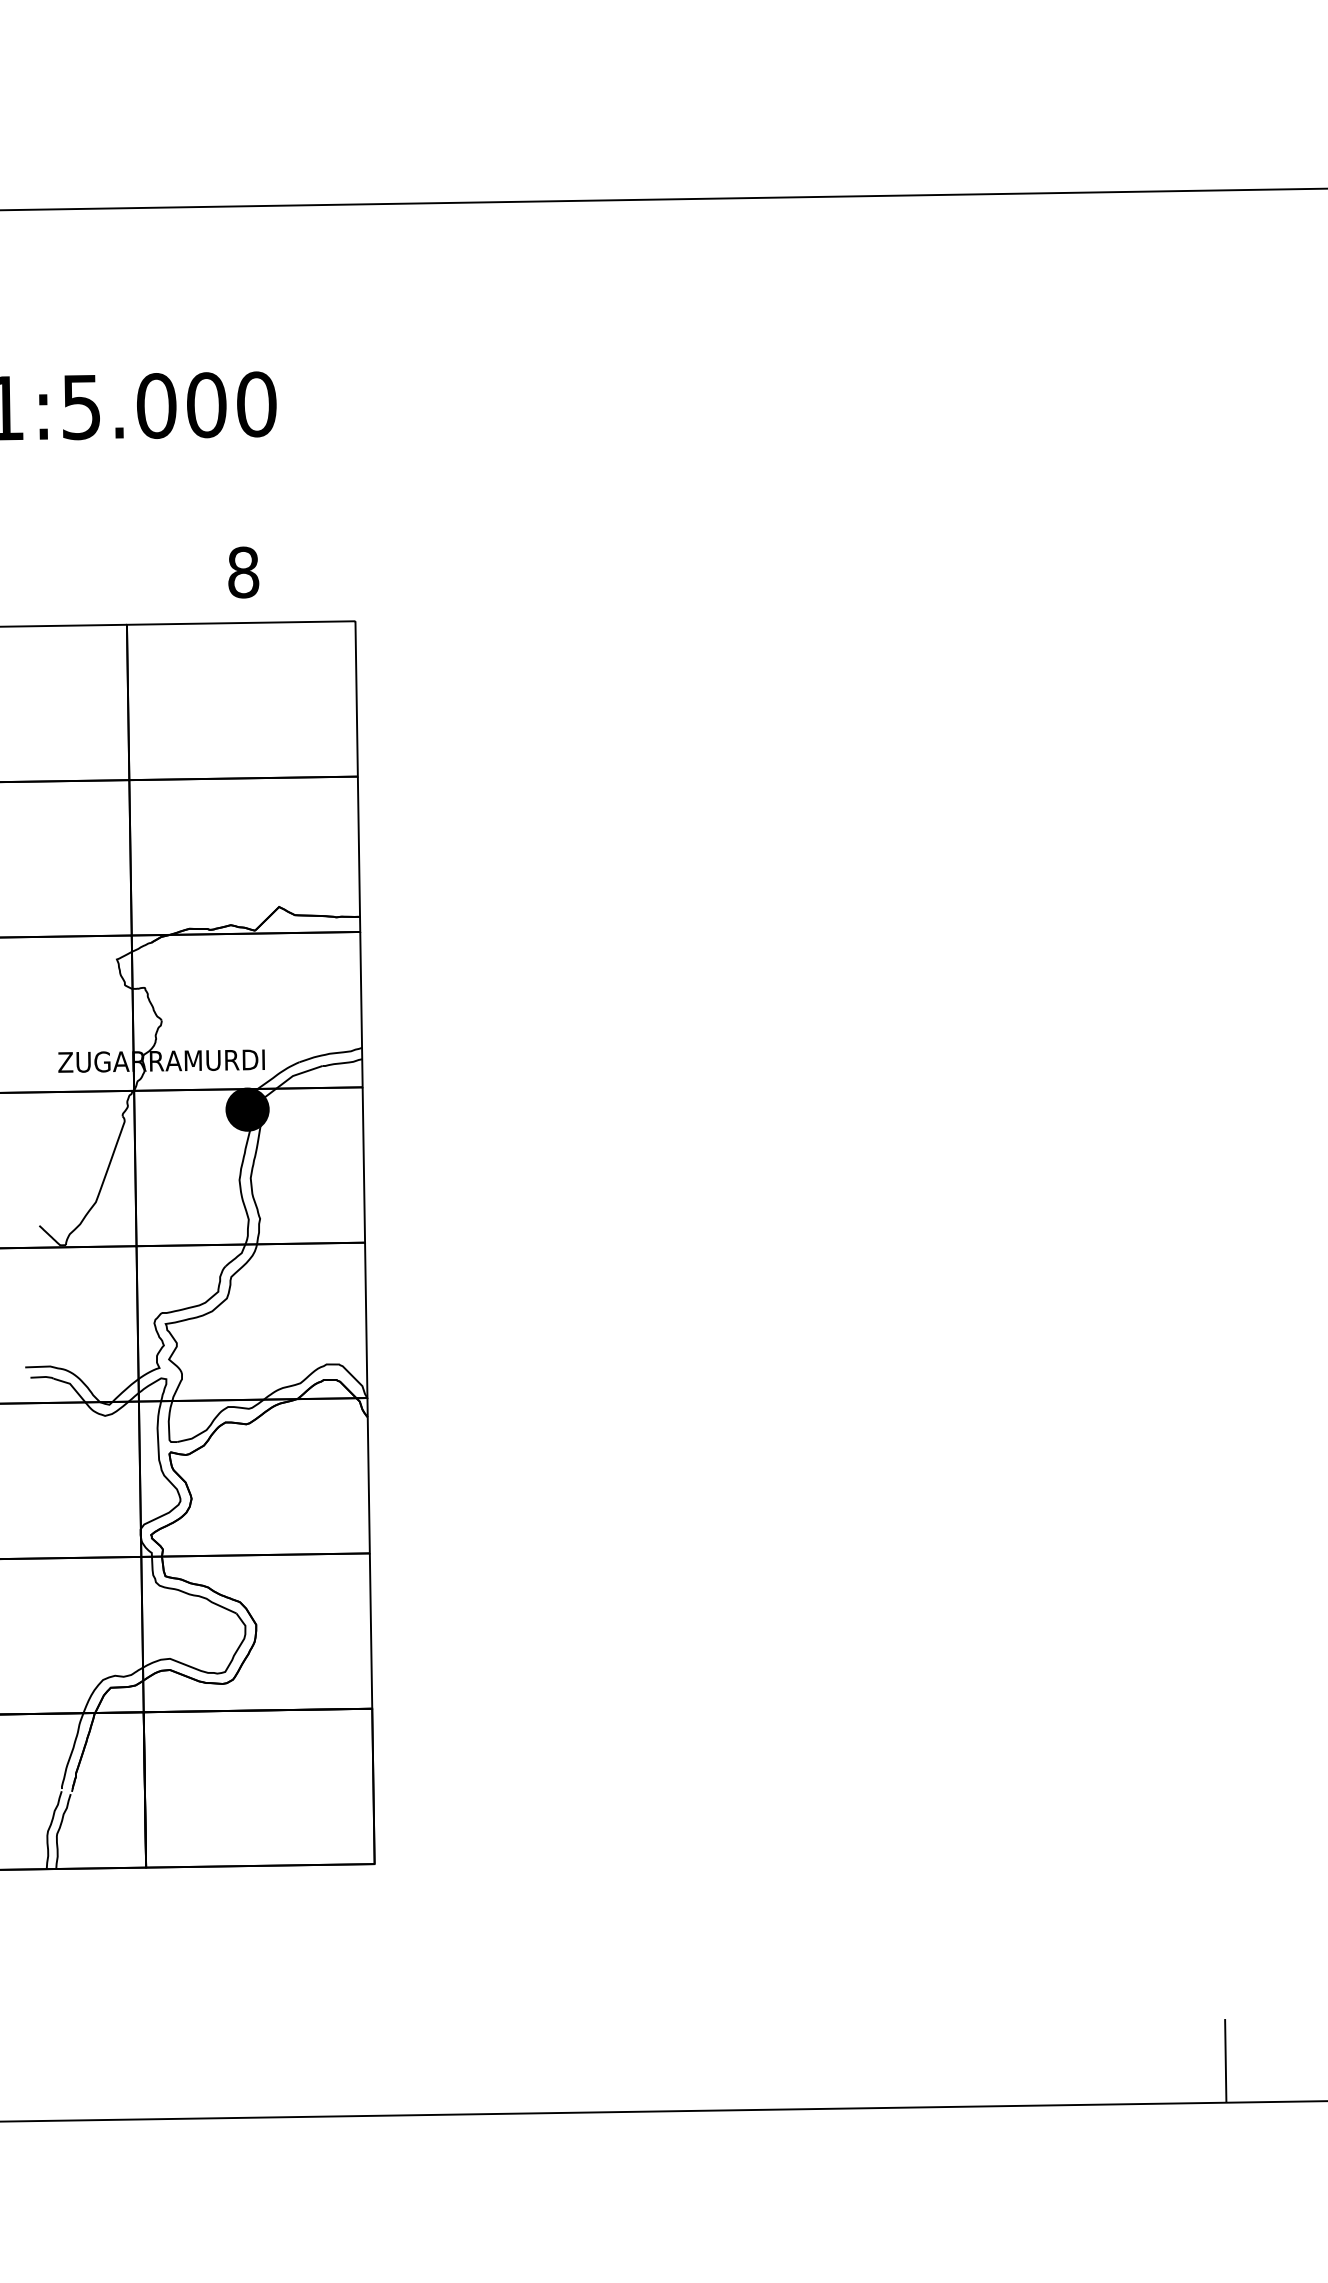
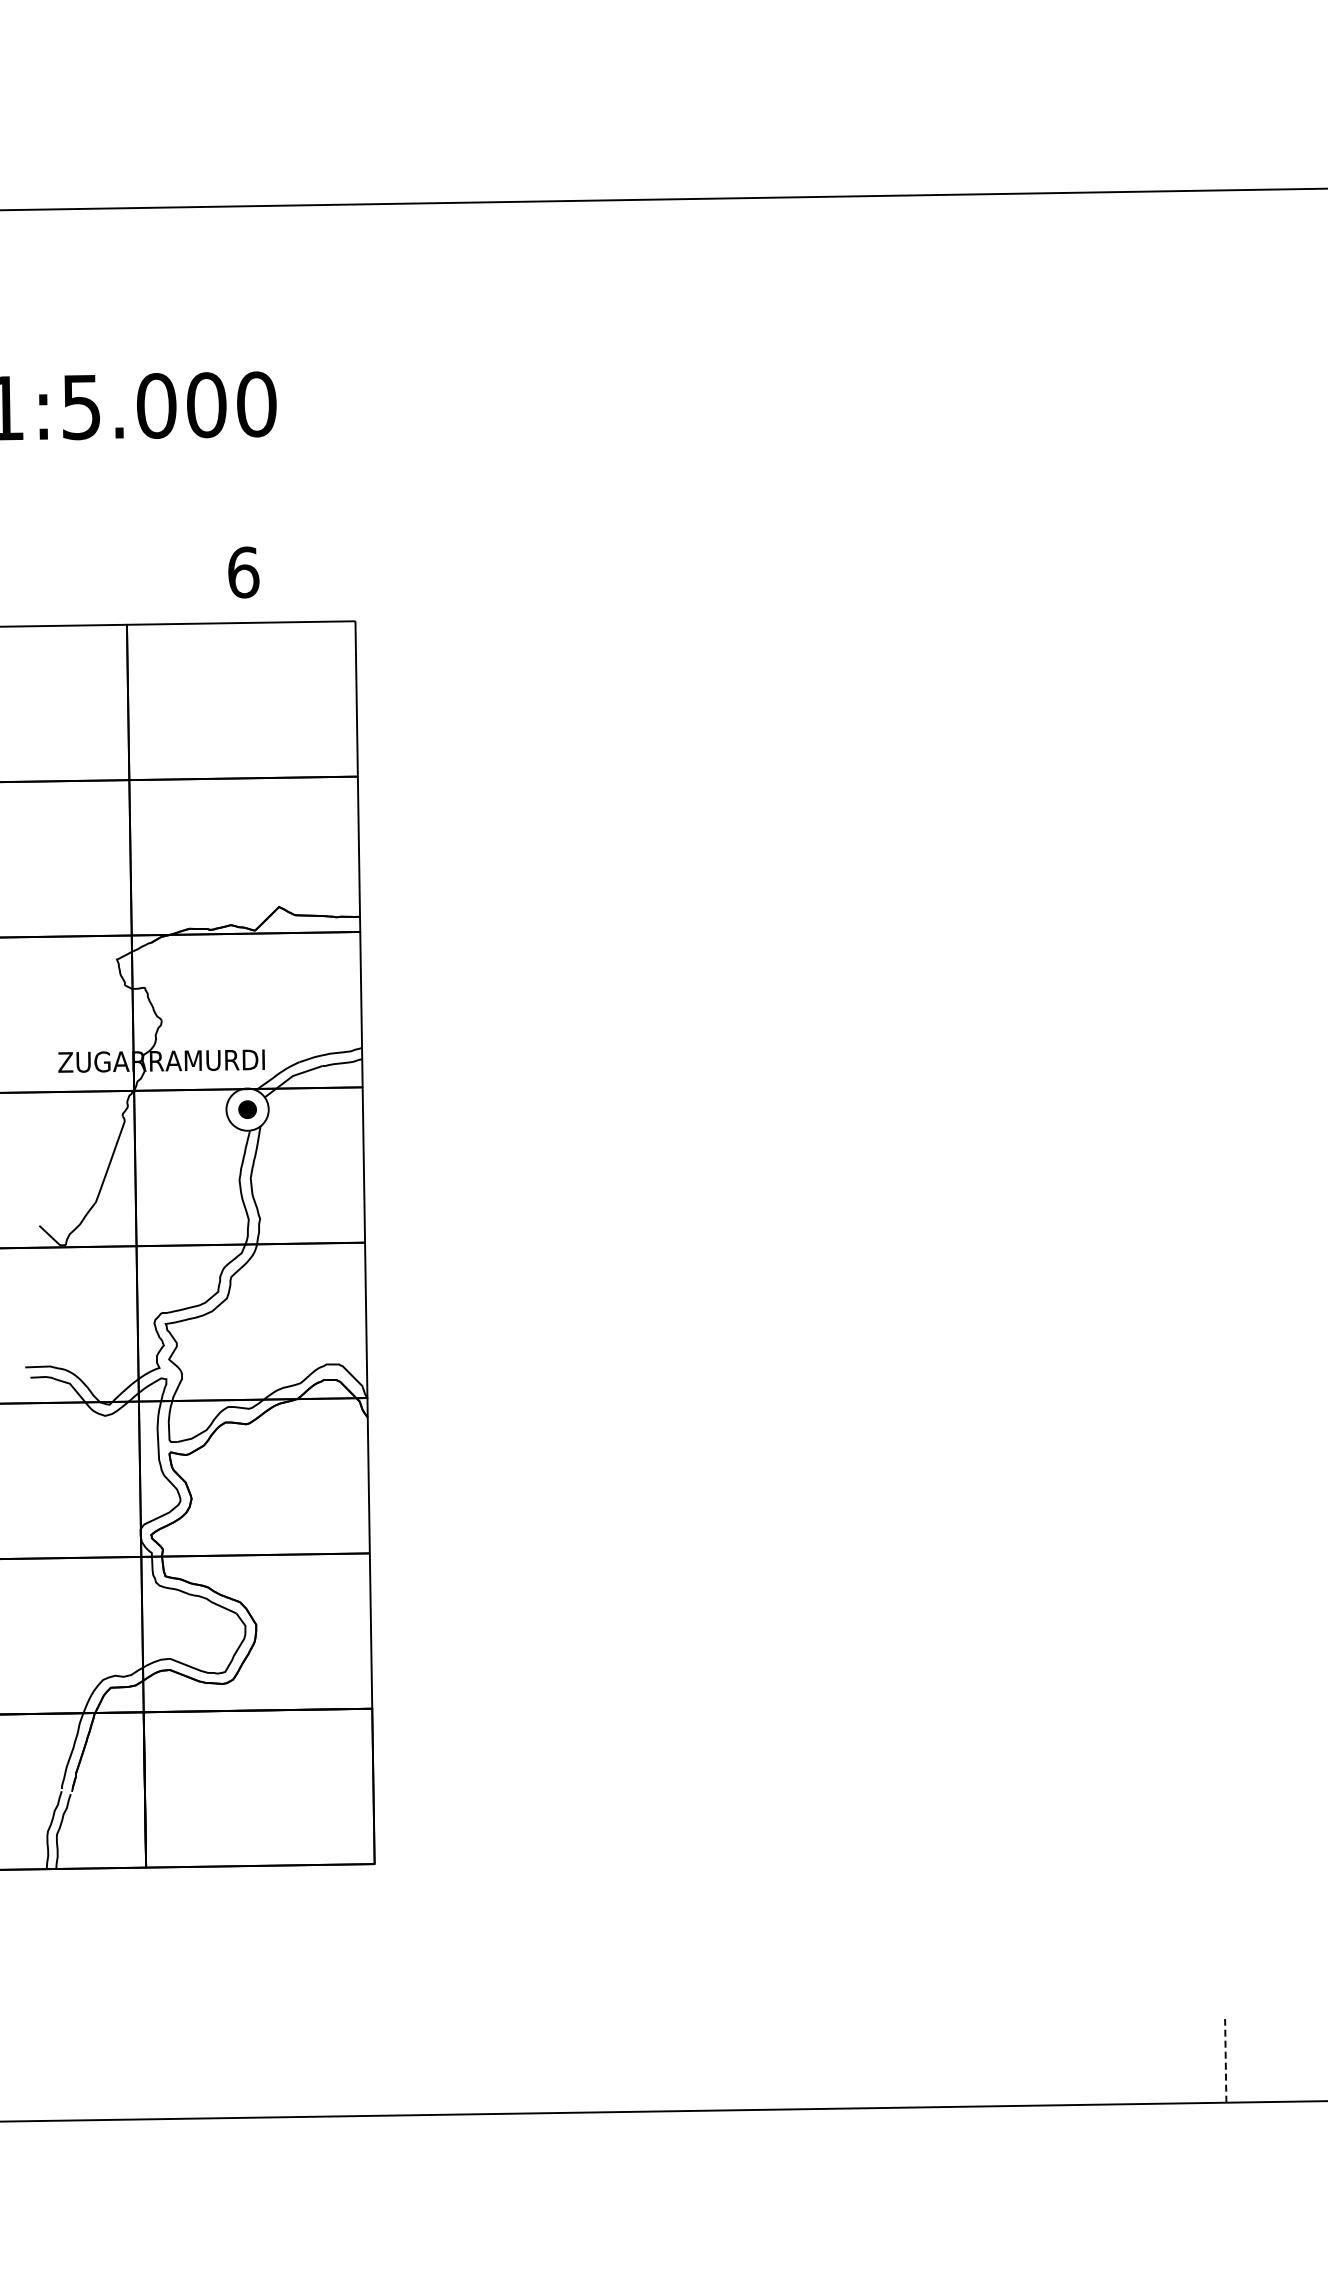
text: 8 -> 6 (243, 572)
fill: present -> none (247, 1109)
line: solid -> dashed (1225, 2060)
